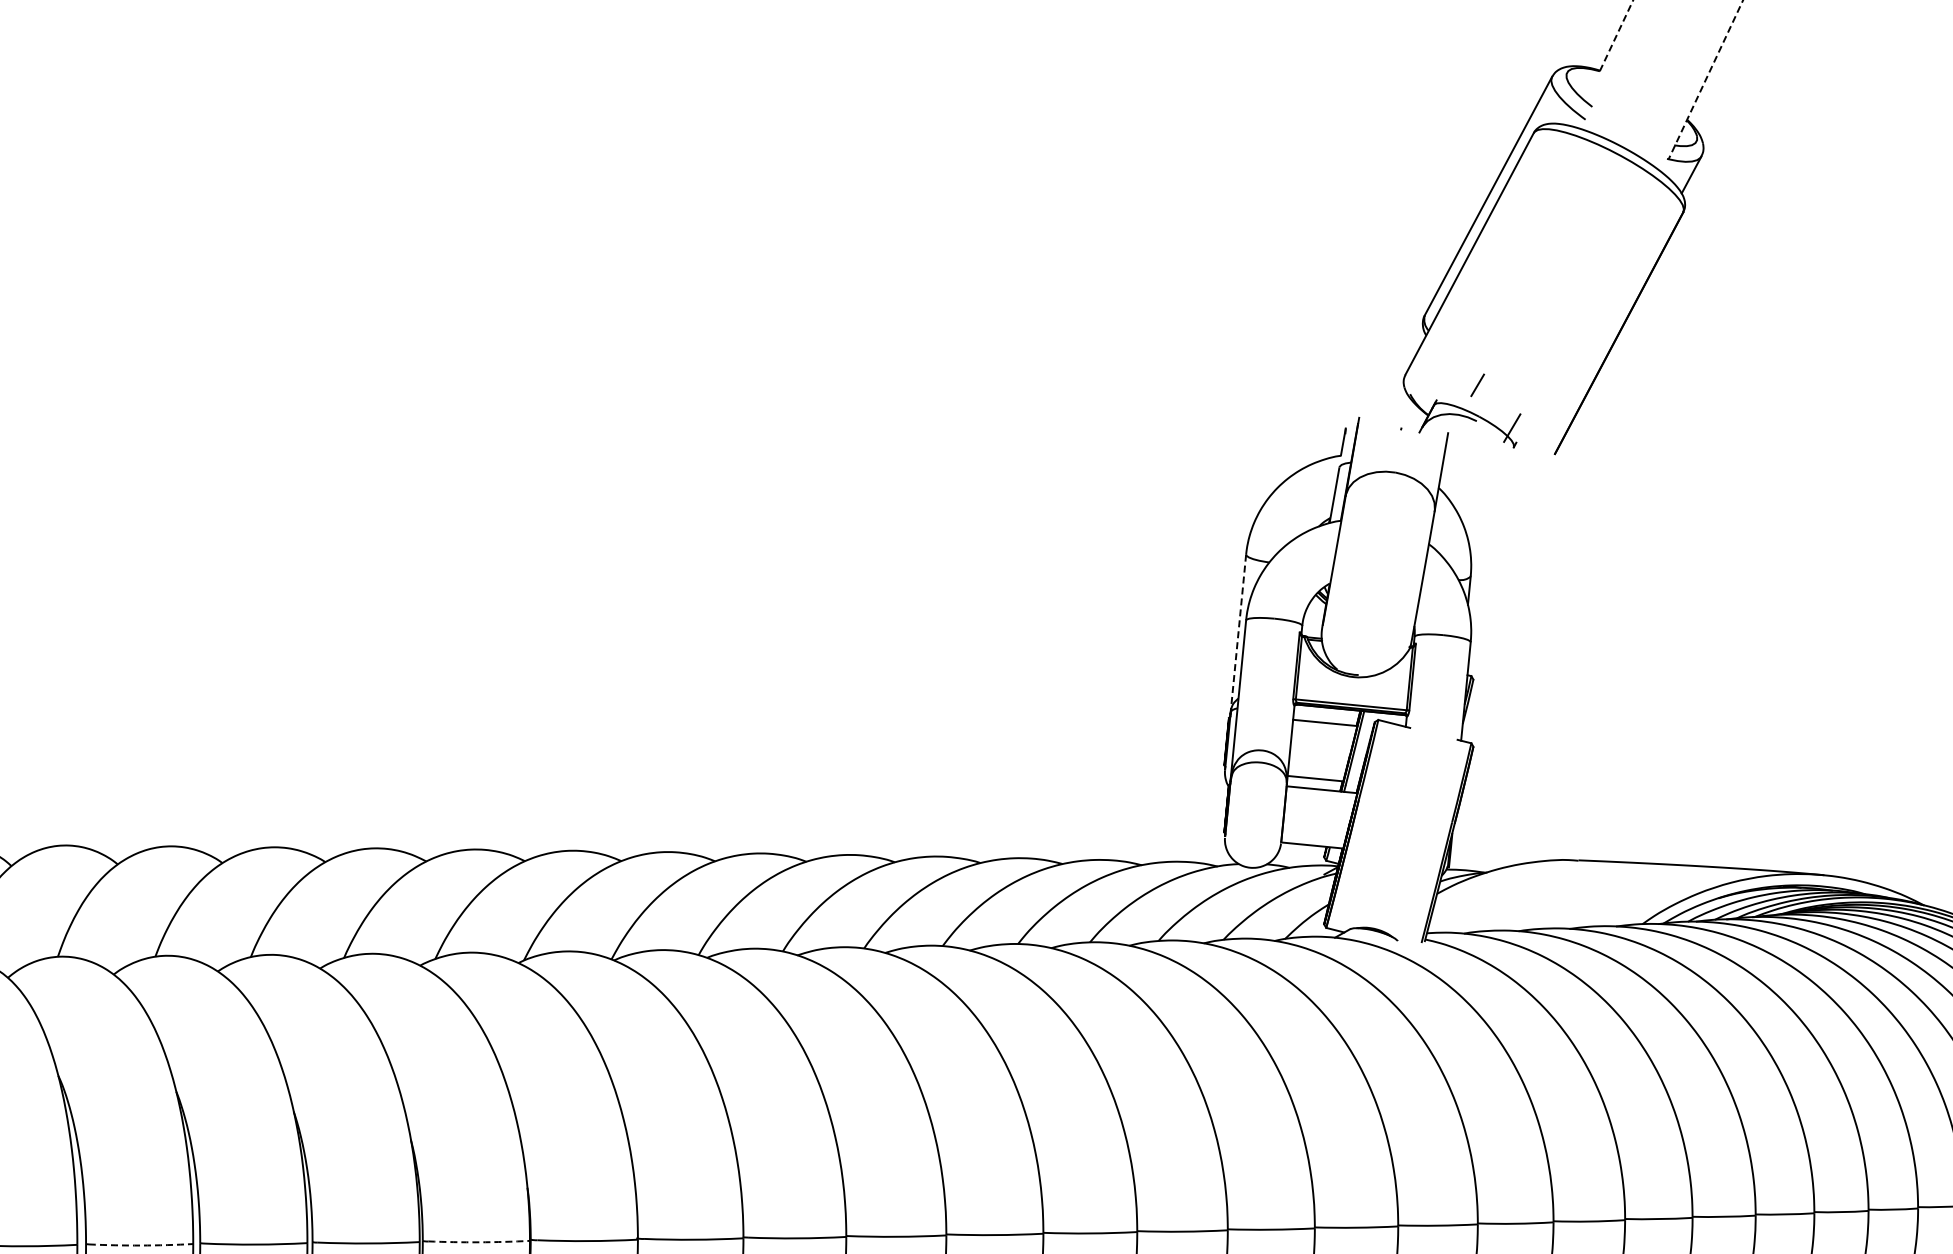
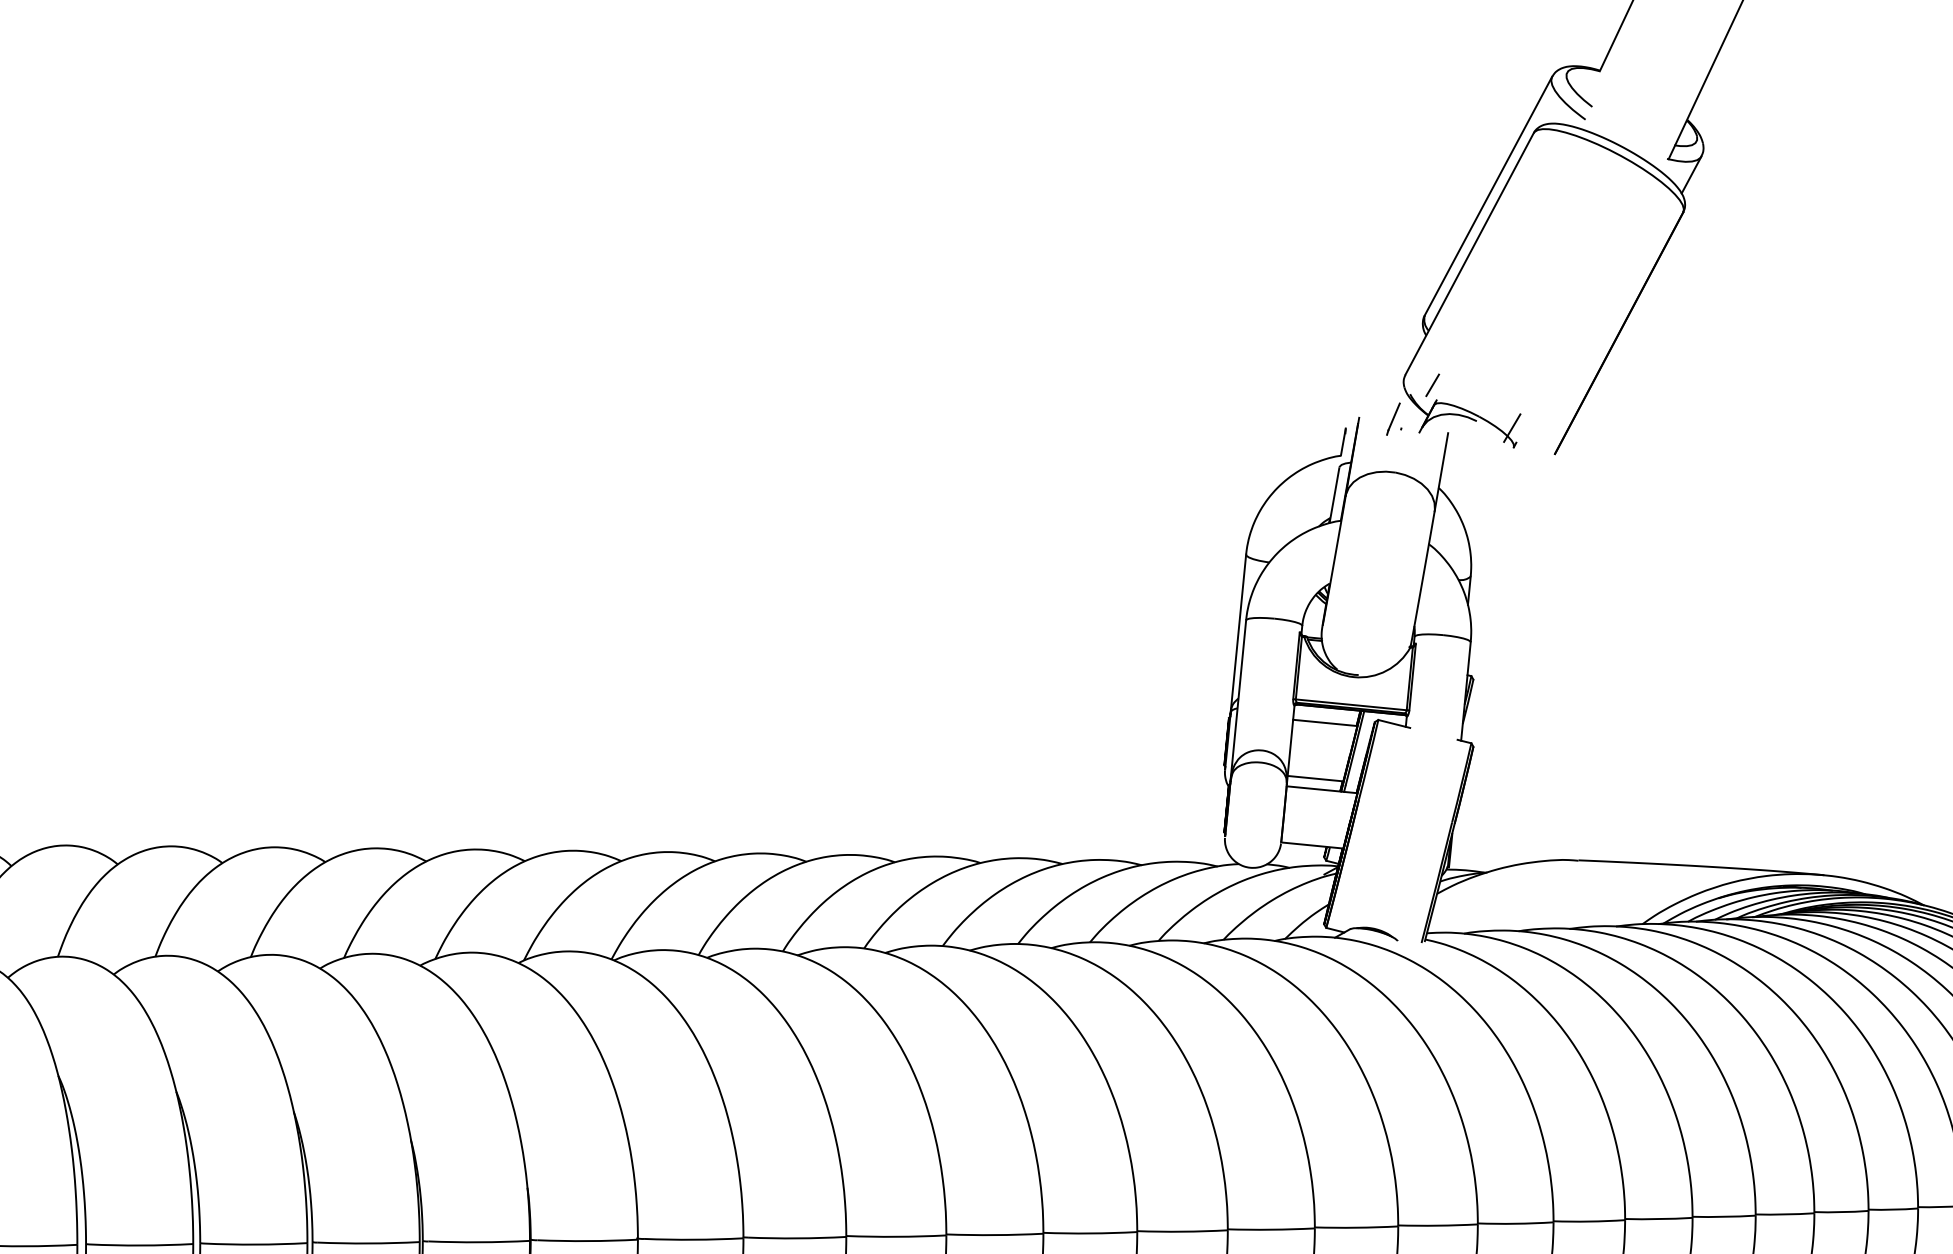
line: dashed -> solid (1616, 35)
line: dashed -> solid (1705, 80)
line position: (1477, 385) -> (1432, 385) (1432, 385)
line: none -> present (1393, 418)
line: dashed -> solid (1238, 634)
arc: dashed -> solid (479, 1242)
arc: dashed -> solid (141, 1245)
